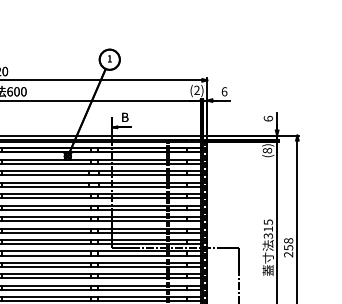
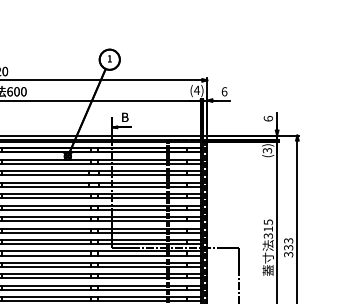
text: (2) -> (4) (196, 89)
text: (8) -> (3) (267, 150)
text: 258 -> 333 (288, 247)
